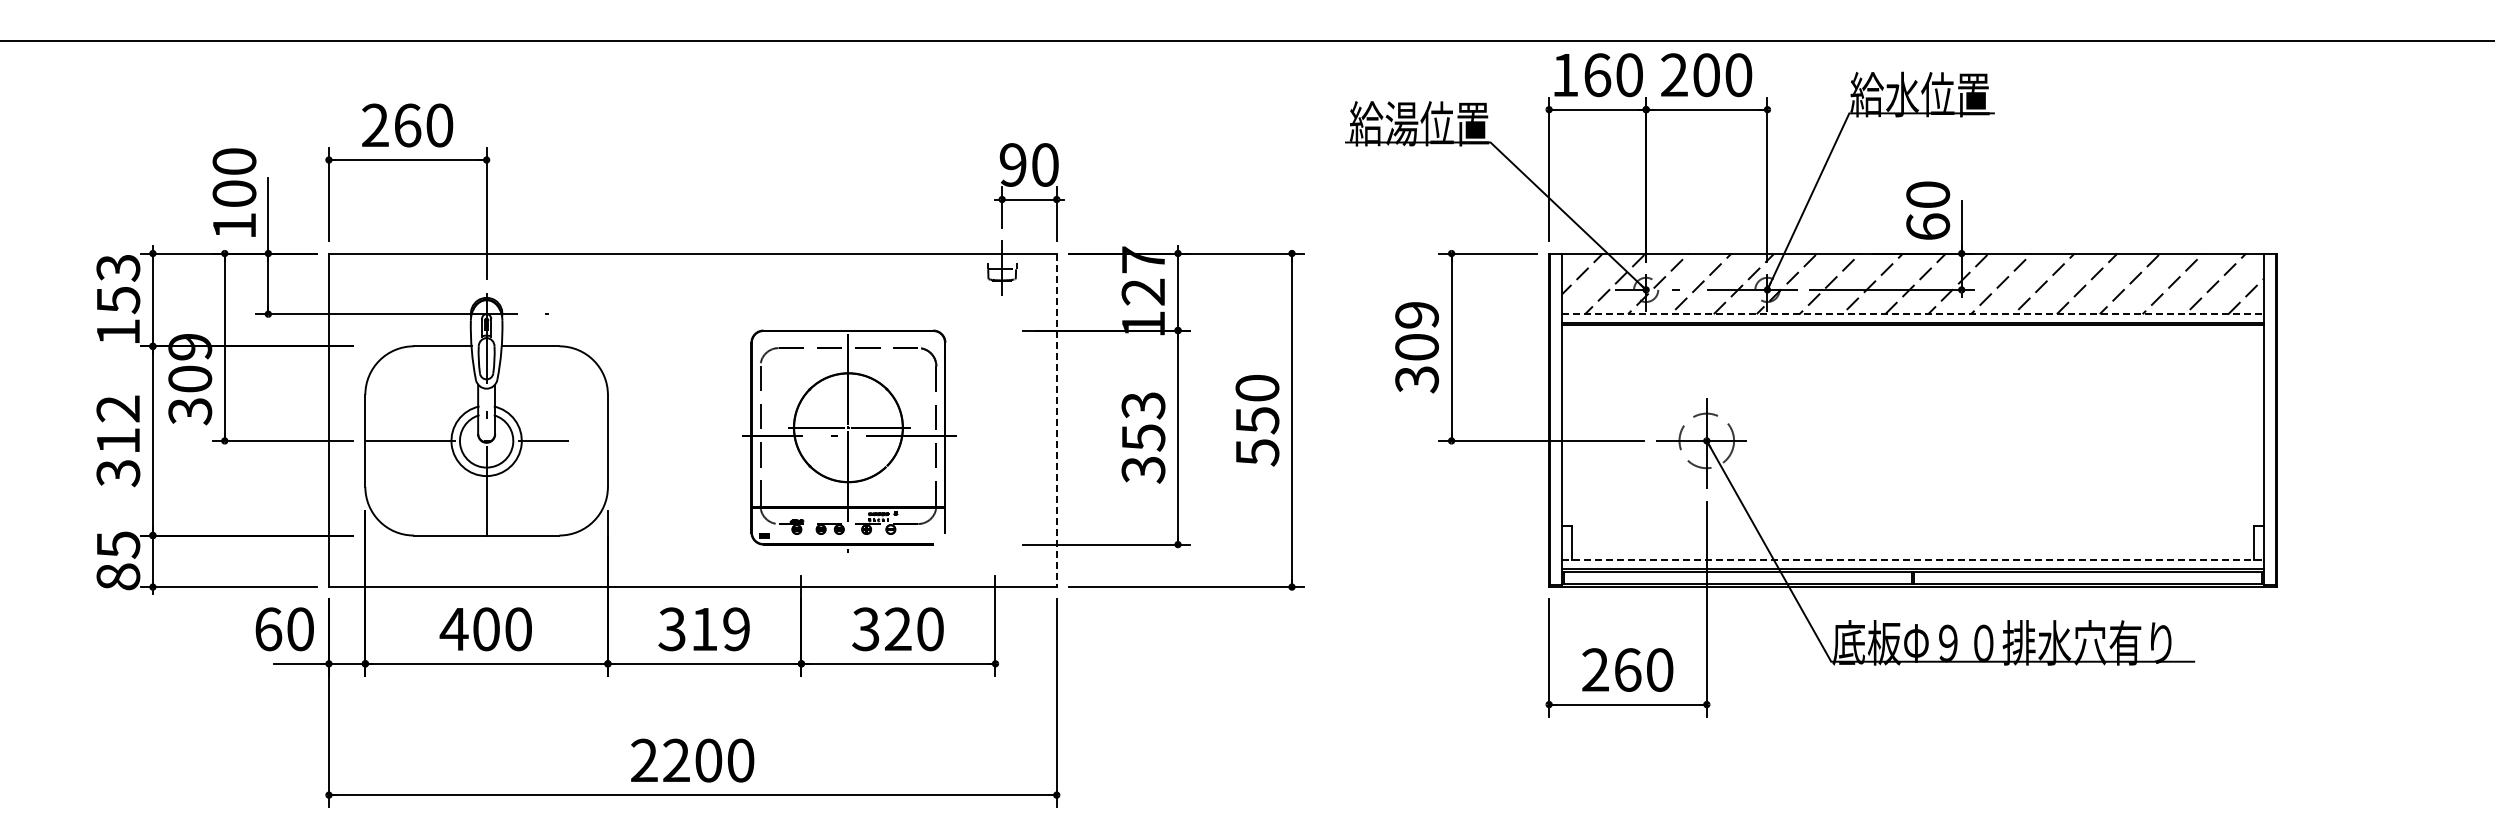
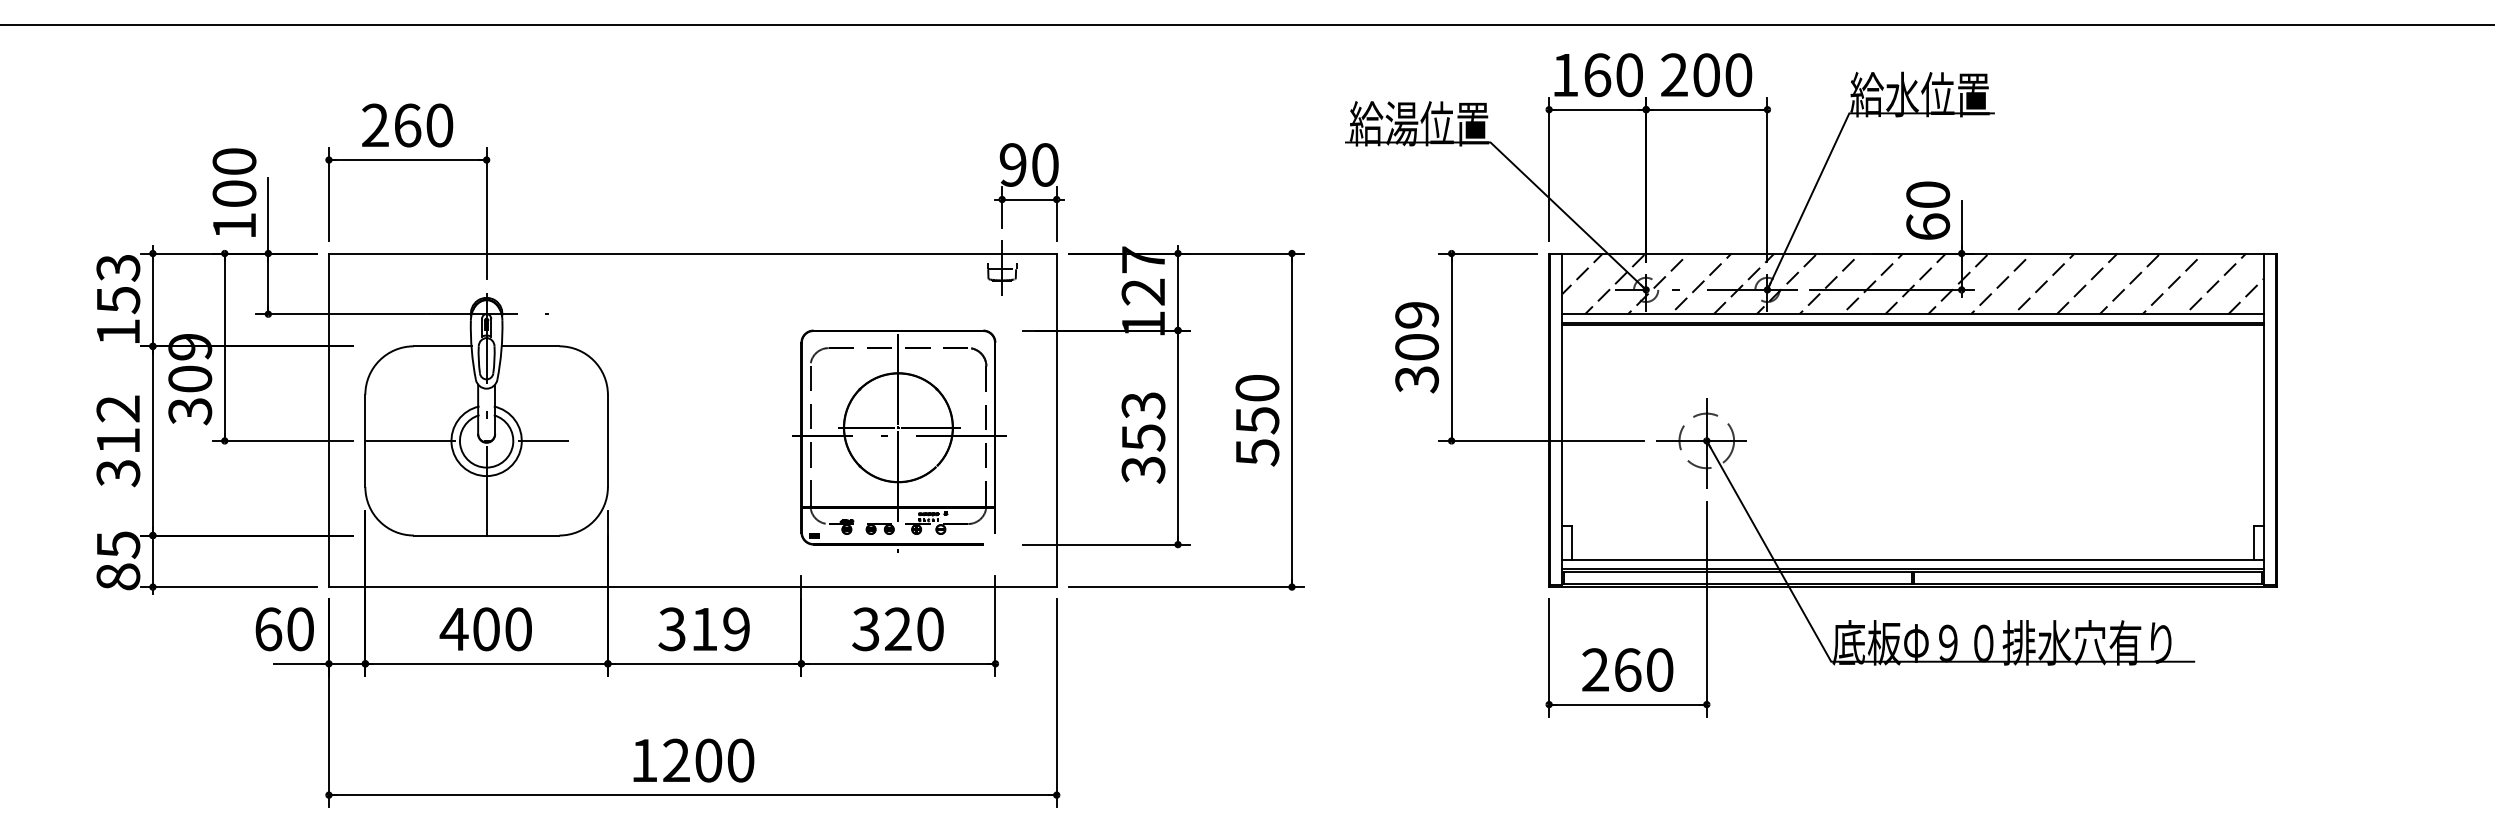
line position: (1246, 40) -> (1246, 24) (1246, 24)
line: dashed -> solid (1912, 314)
line: dashed -> solid (1056, 420)
part position: (849, 440) -> (899, 440) (899, 440)
line: dashed -> solid (1912, 559)
text: 2200 -> 1200 (644, 759)
